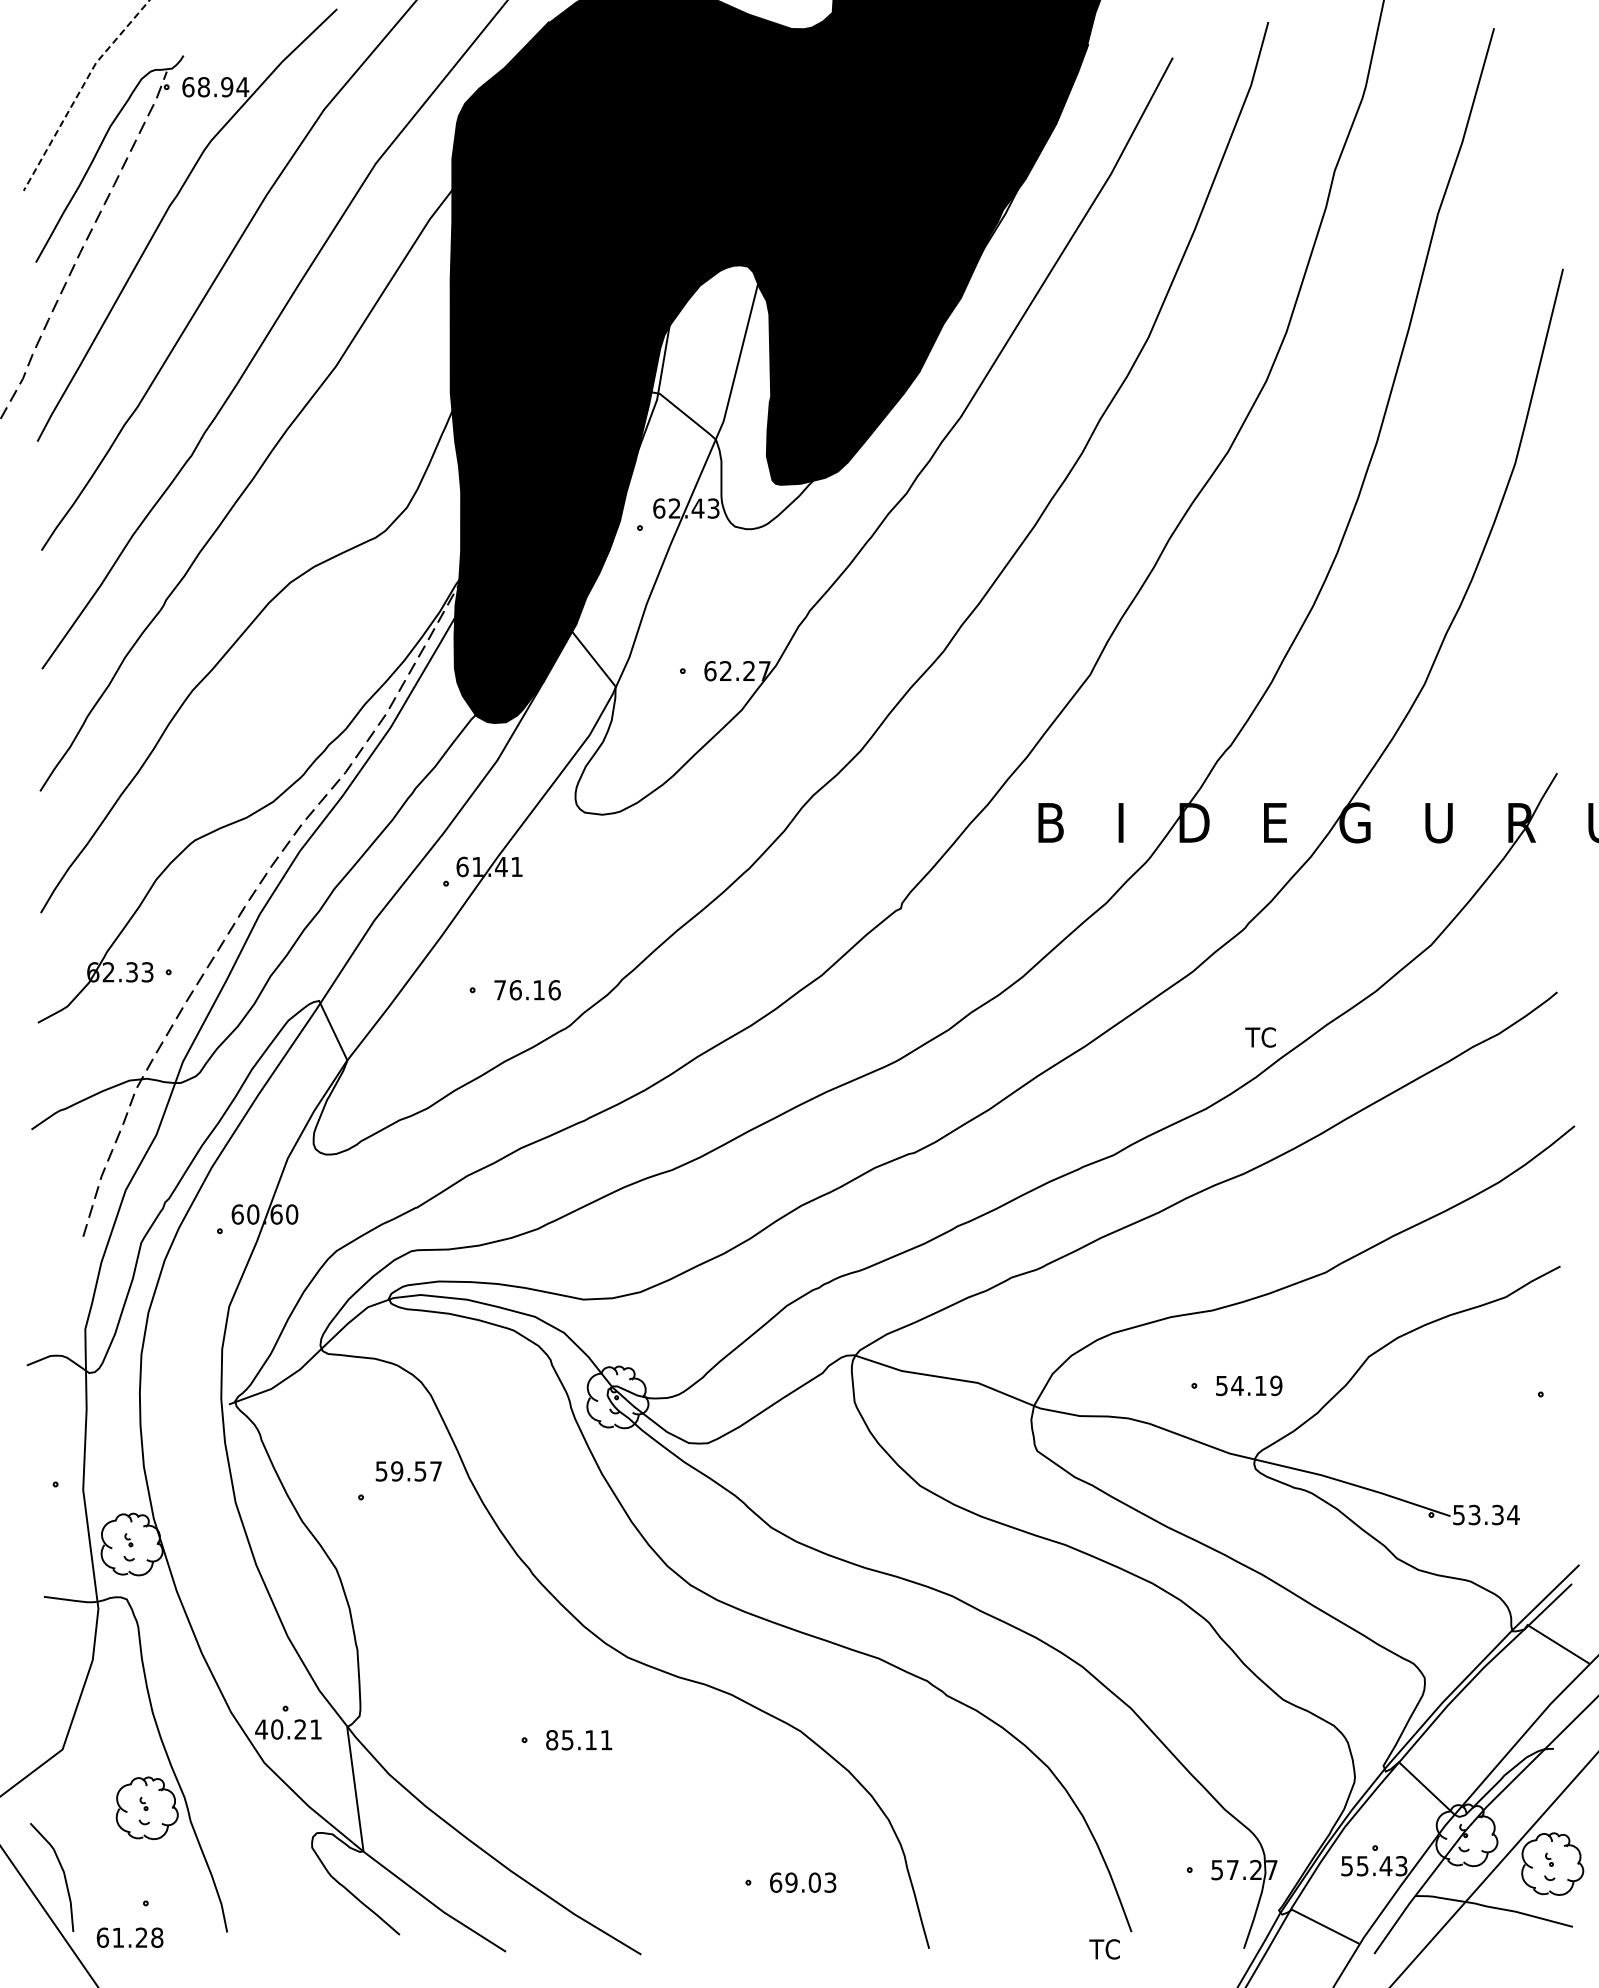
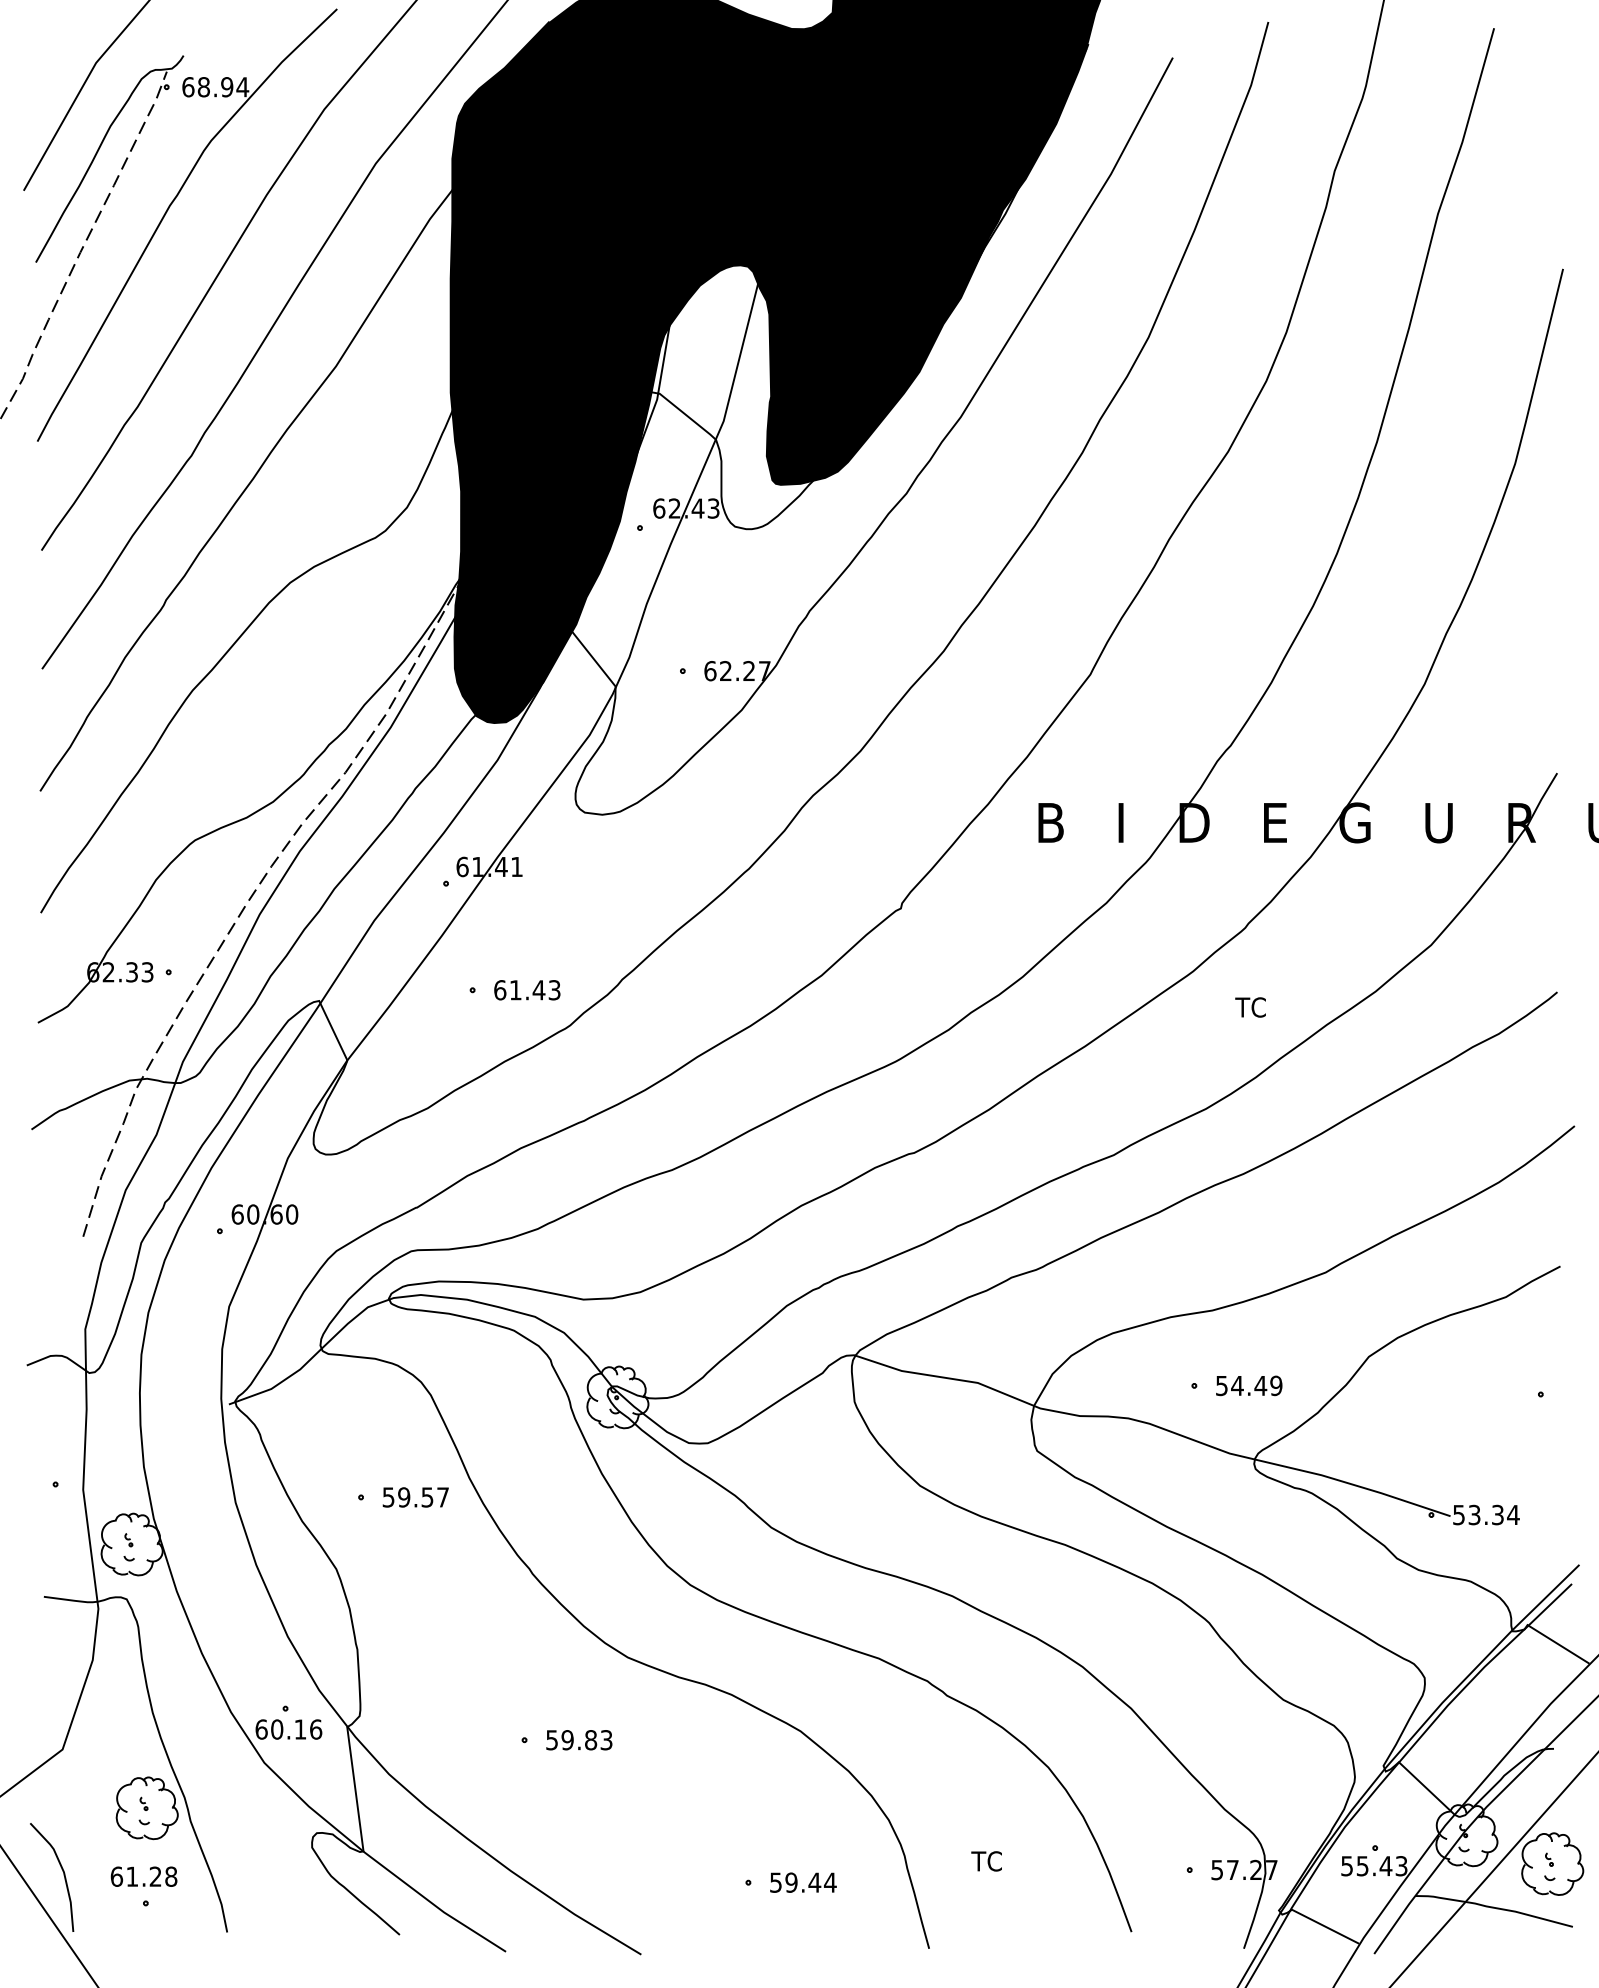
line: dashed -> solid (80, 90)
text: 76.16 -> 61.43 (527, 990)
text position: (1260, 1037) -> (1250, 1007) (1250, 1007)
text: 54.19 -> 54.49 (1260, 1385)
text position: (408, 1471) -> (415, 1497) (415, 1497)
text: 40.21 -> 60.16 (288, 1729)
text: 85.11 -> 59.83 (579, 1740)
text: 69.03 -> 59.44 (803, 1882)
text position: (129, 1937) -> (143, 1876) (143, 1876)
text position: (1104, 1949) -> (986, 1861) (986, 1861)
